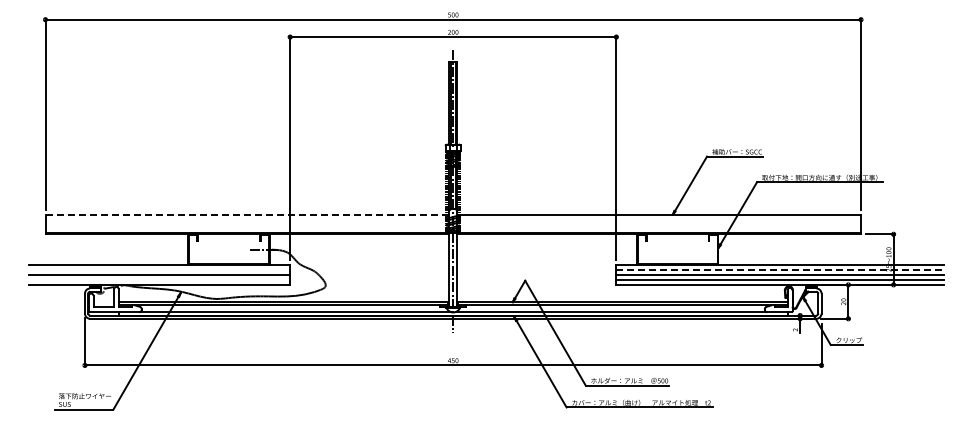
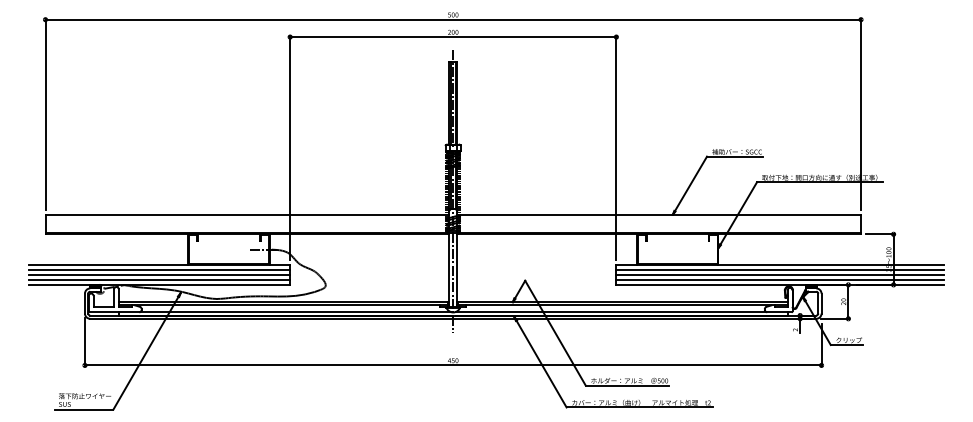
line: dashed -> solid (247, 214)
line: none -> present (159, 270)
line: dashed -> solid (780, 270)
line: none -> present (159, 279)
